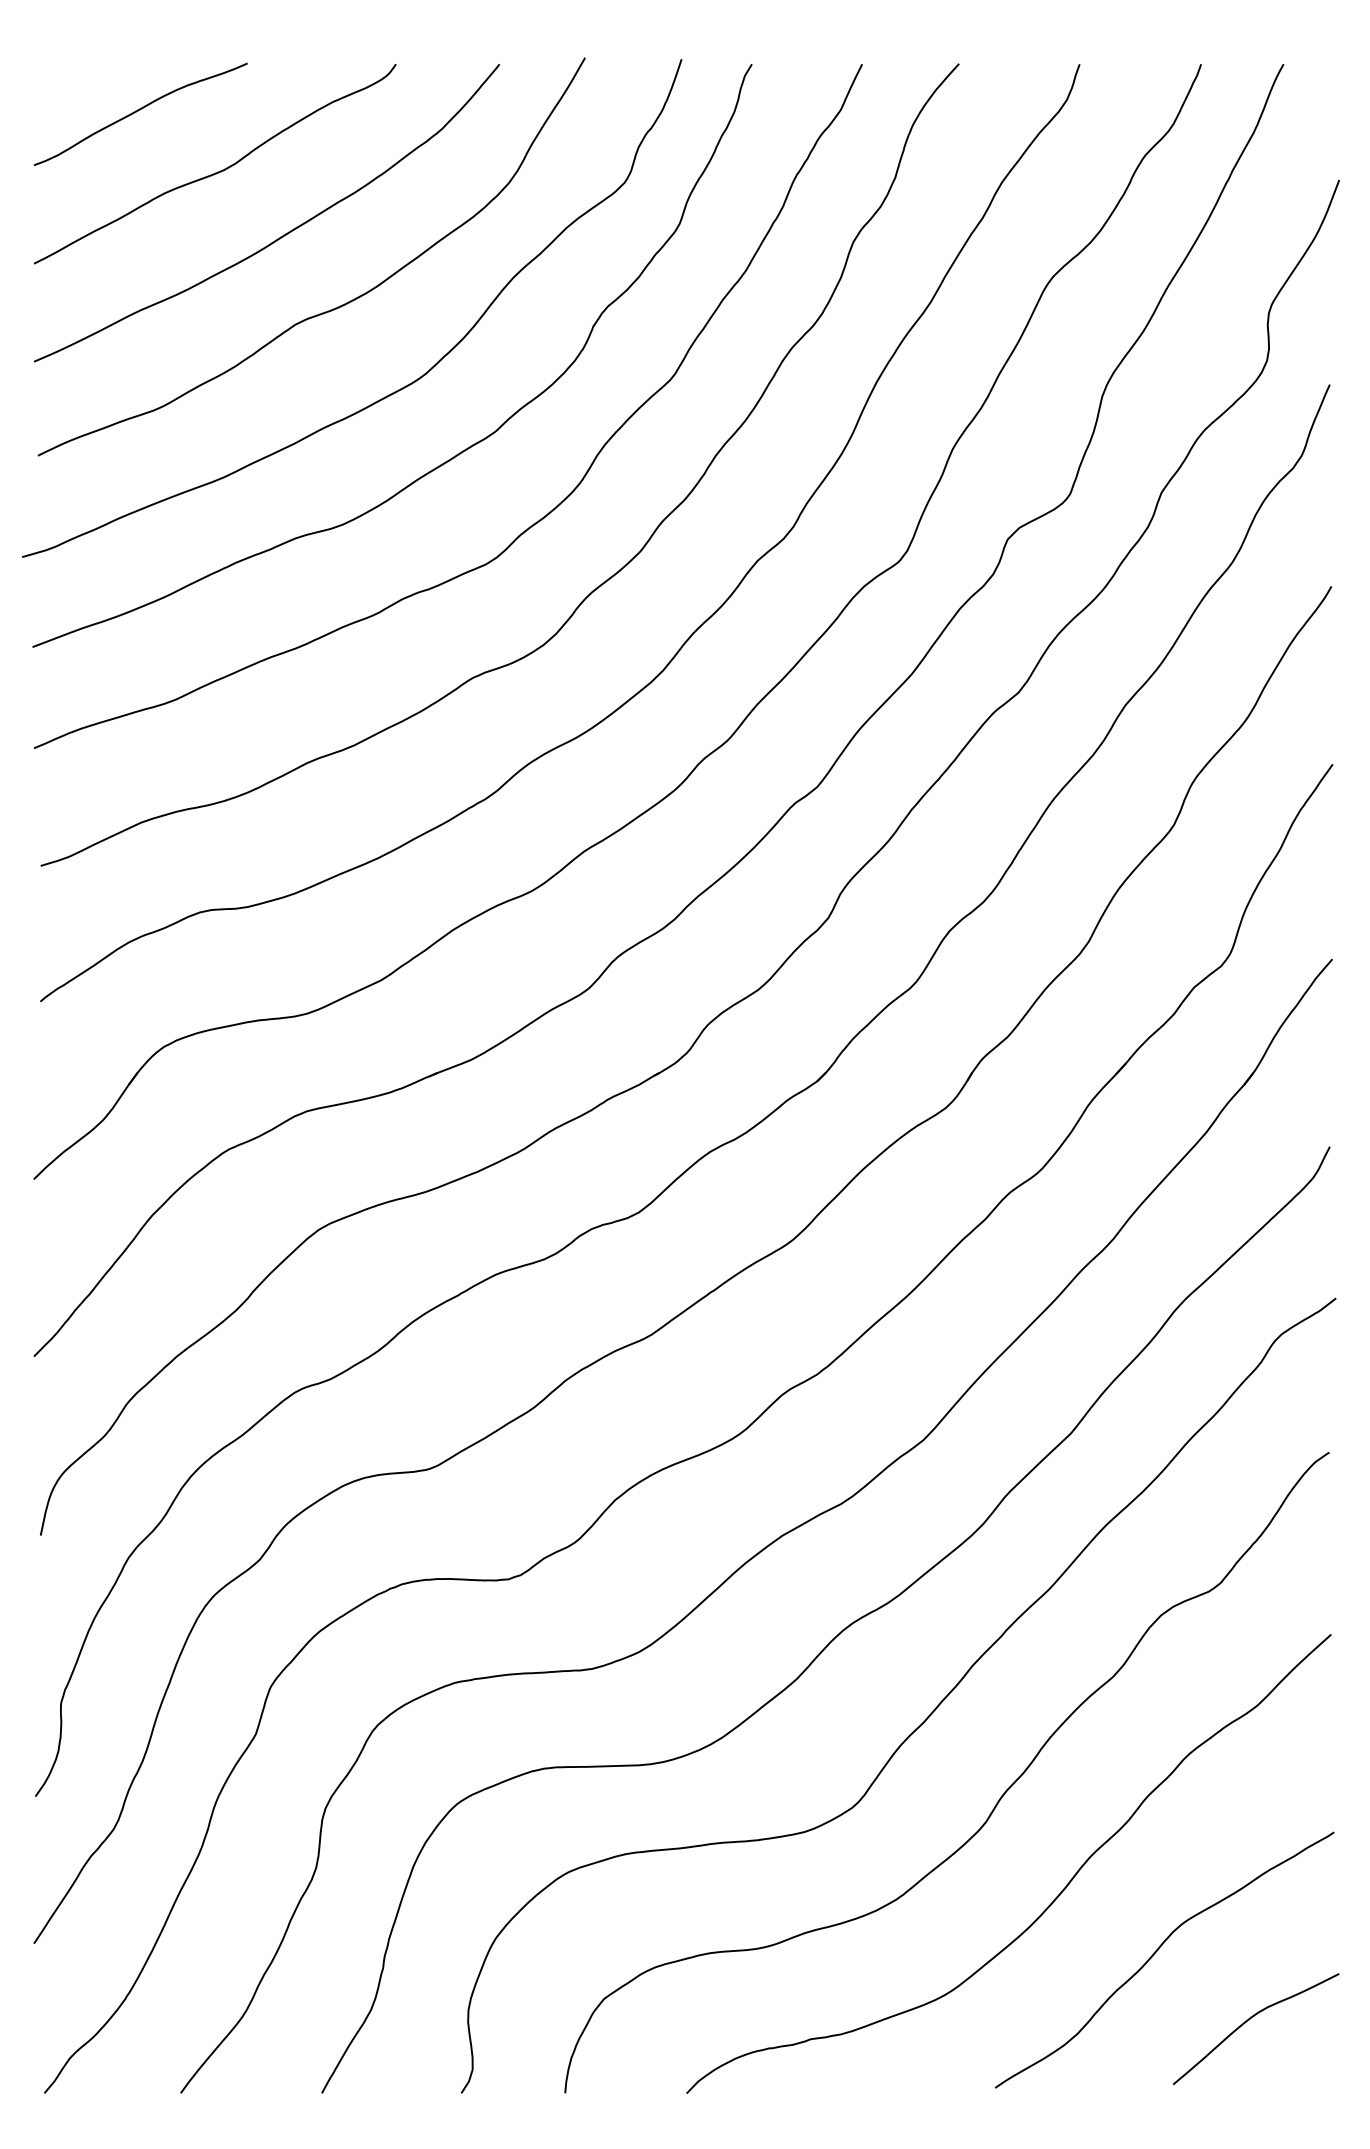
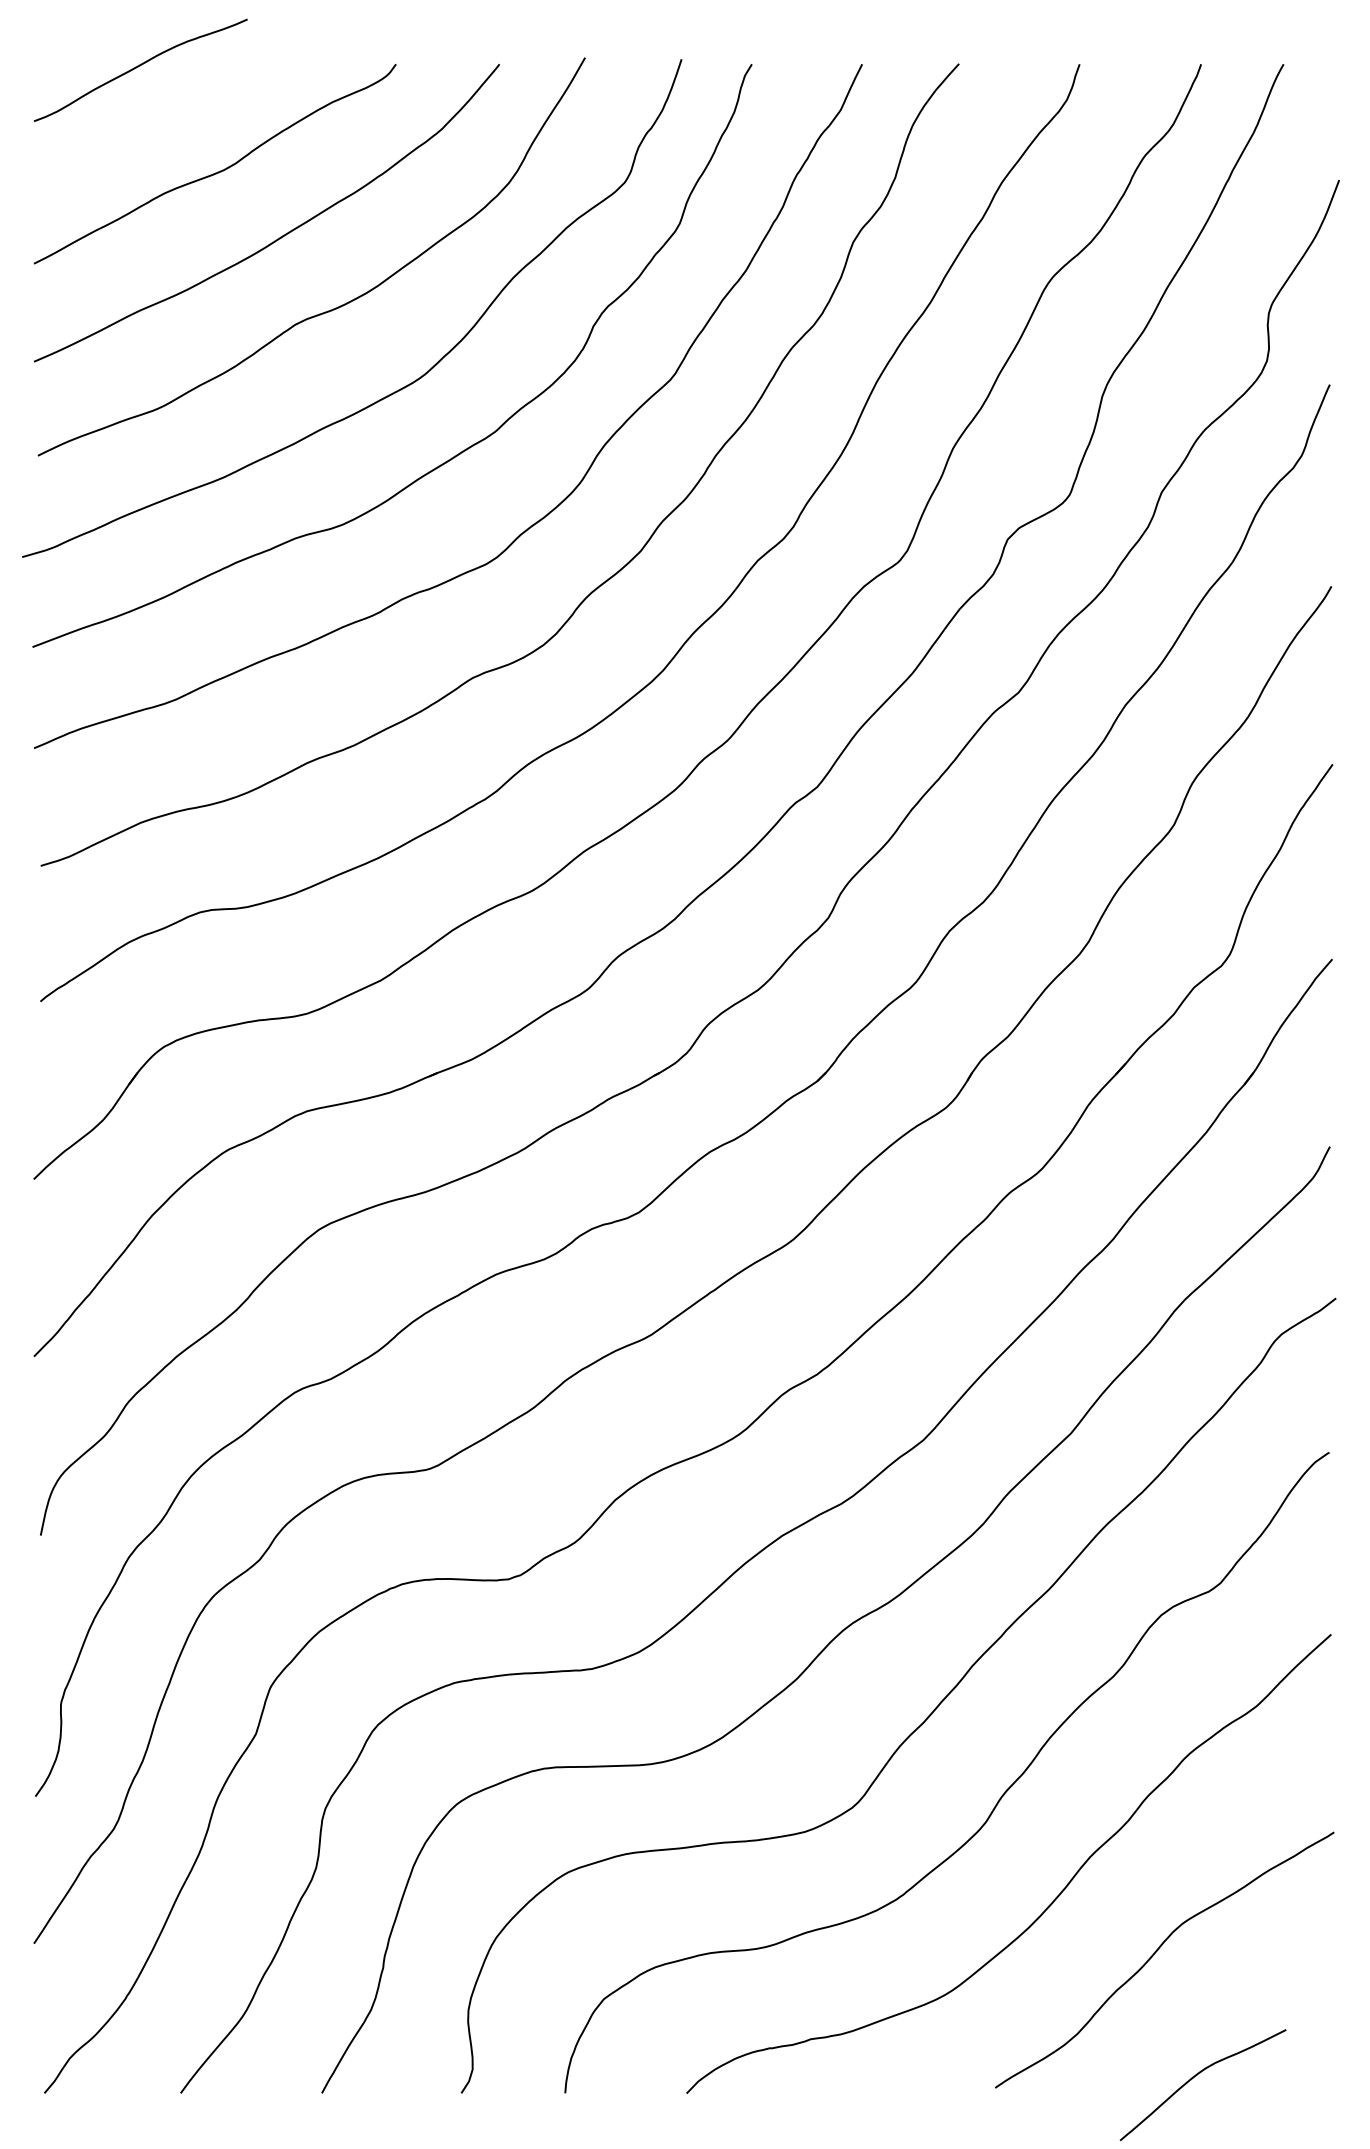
curve position: (138, 111) -> (138, 67) (138, 67)
curve position: (1249, 2020) -> (1196, 2076) (1196, 2076)
